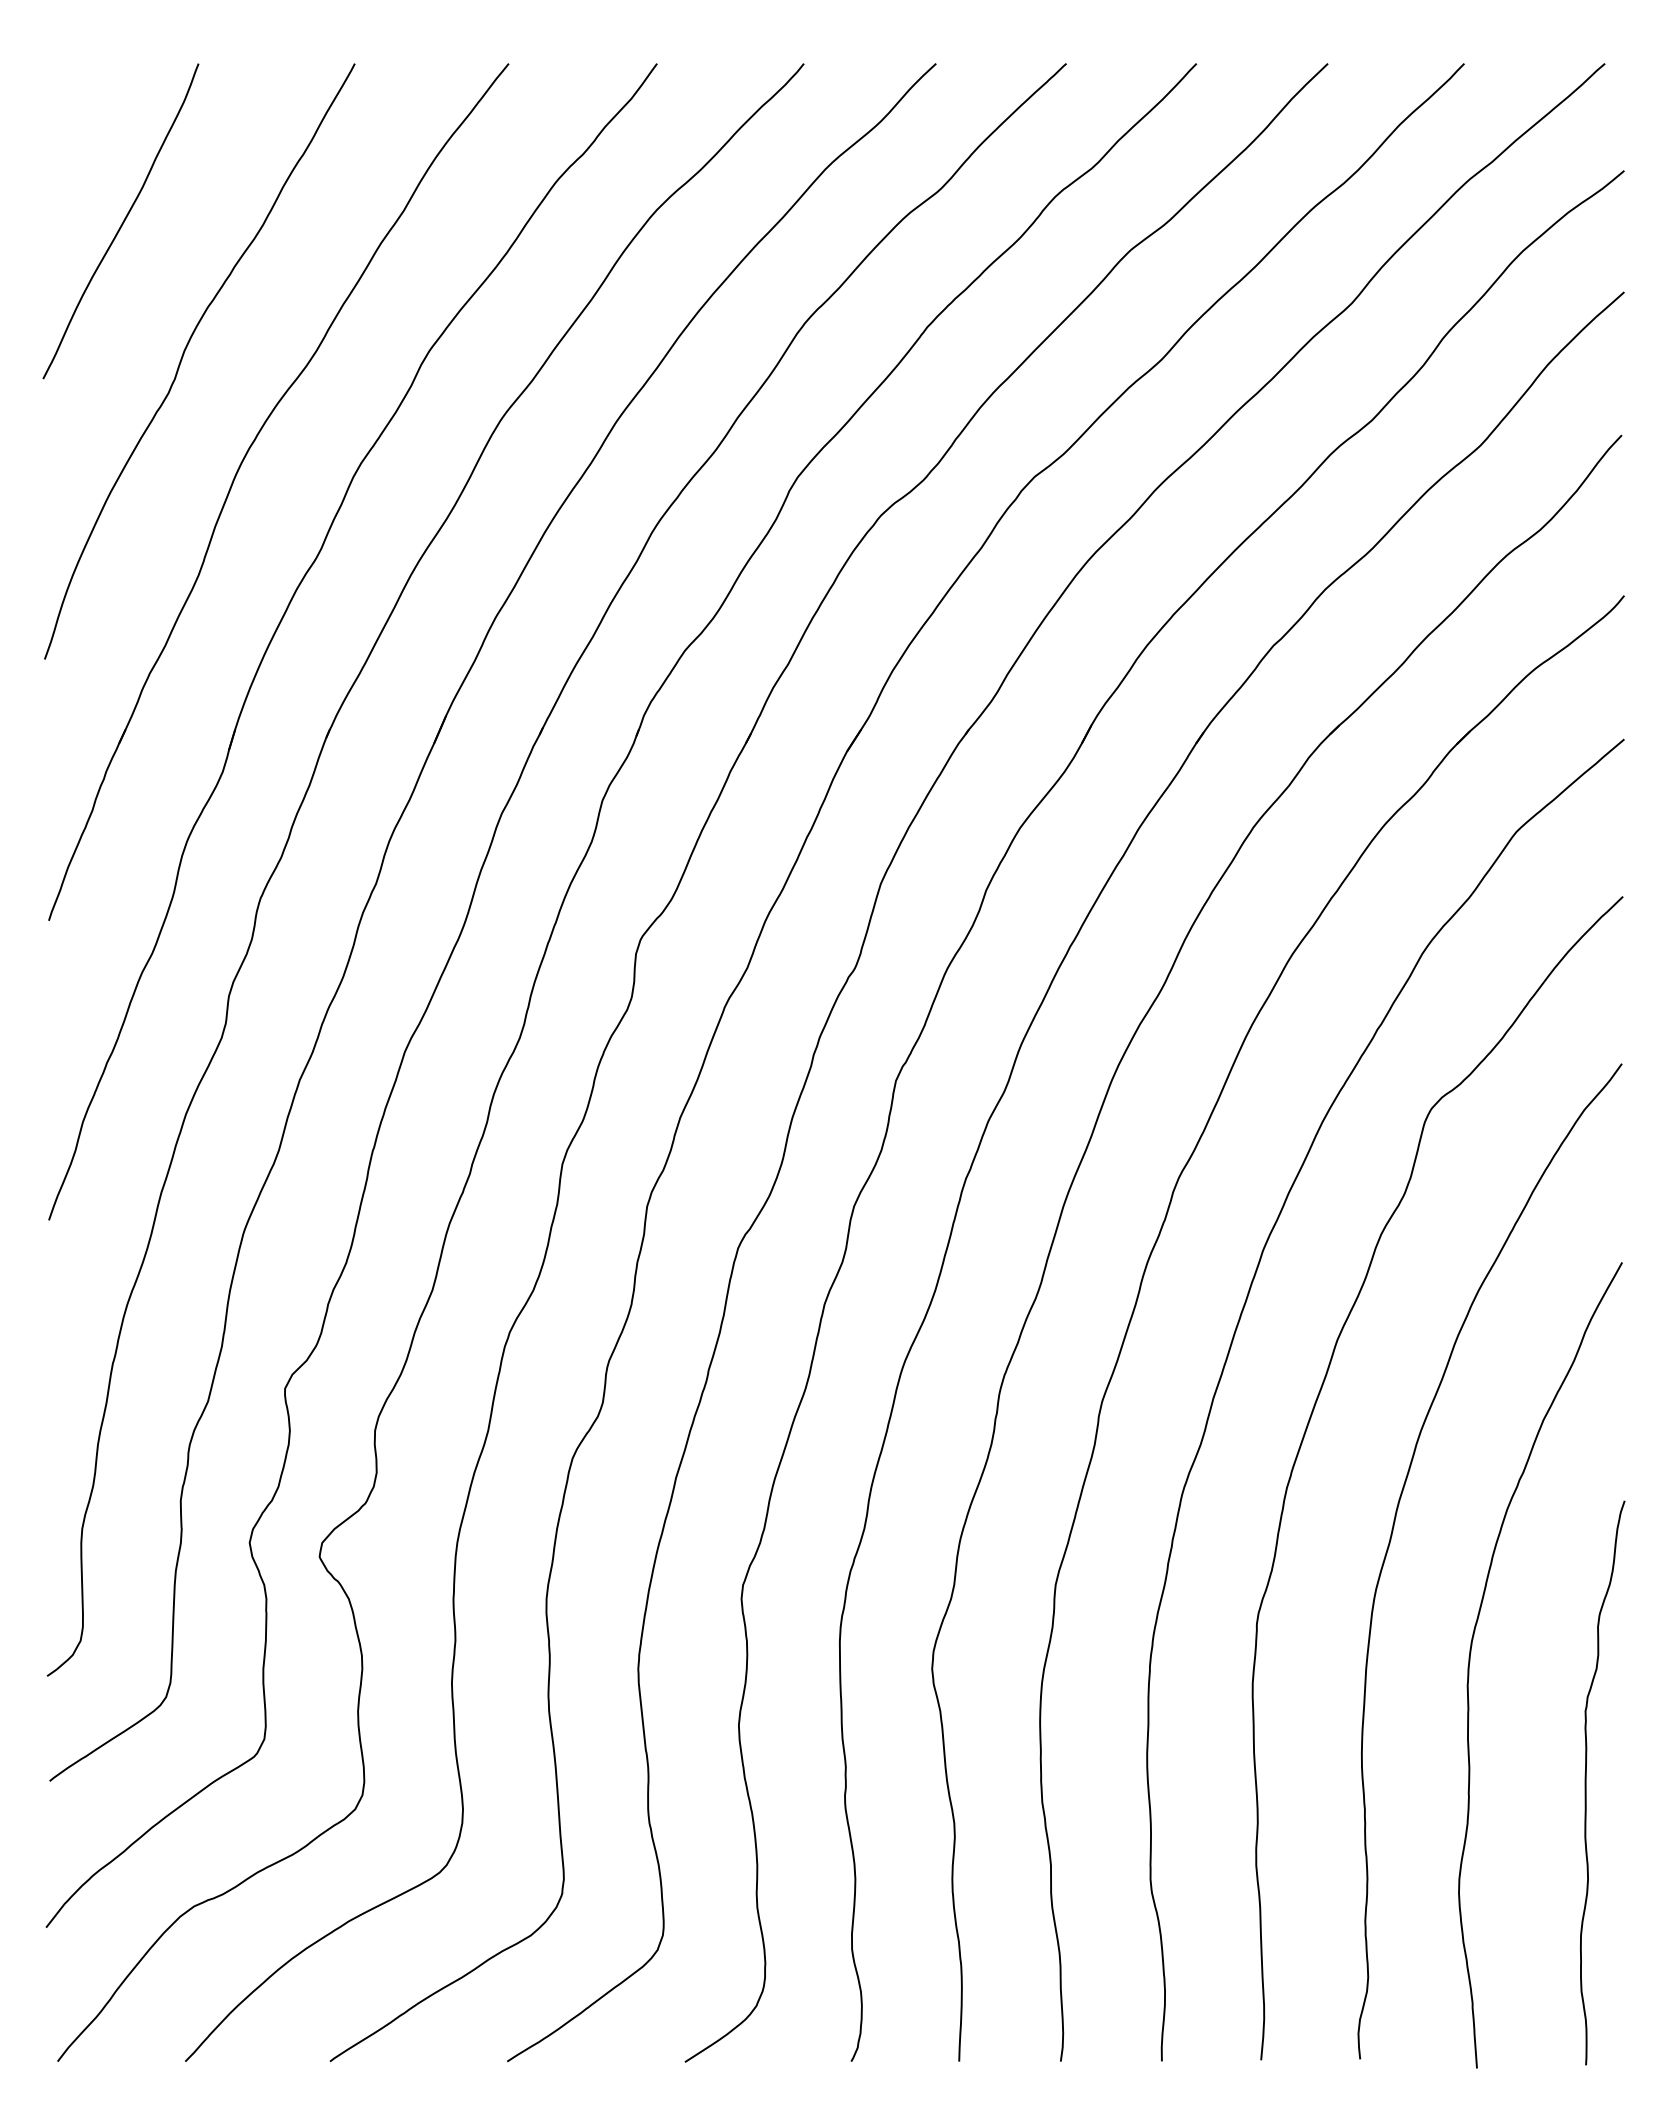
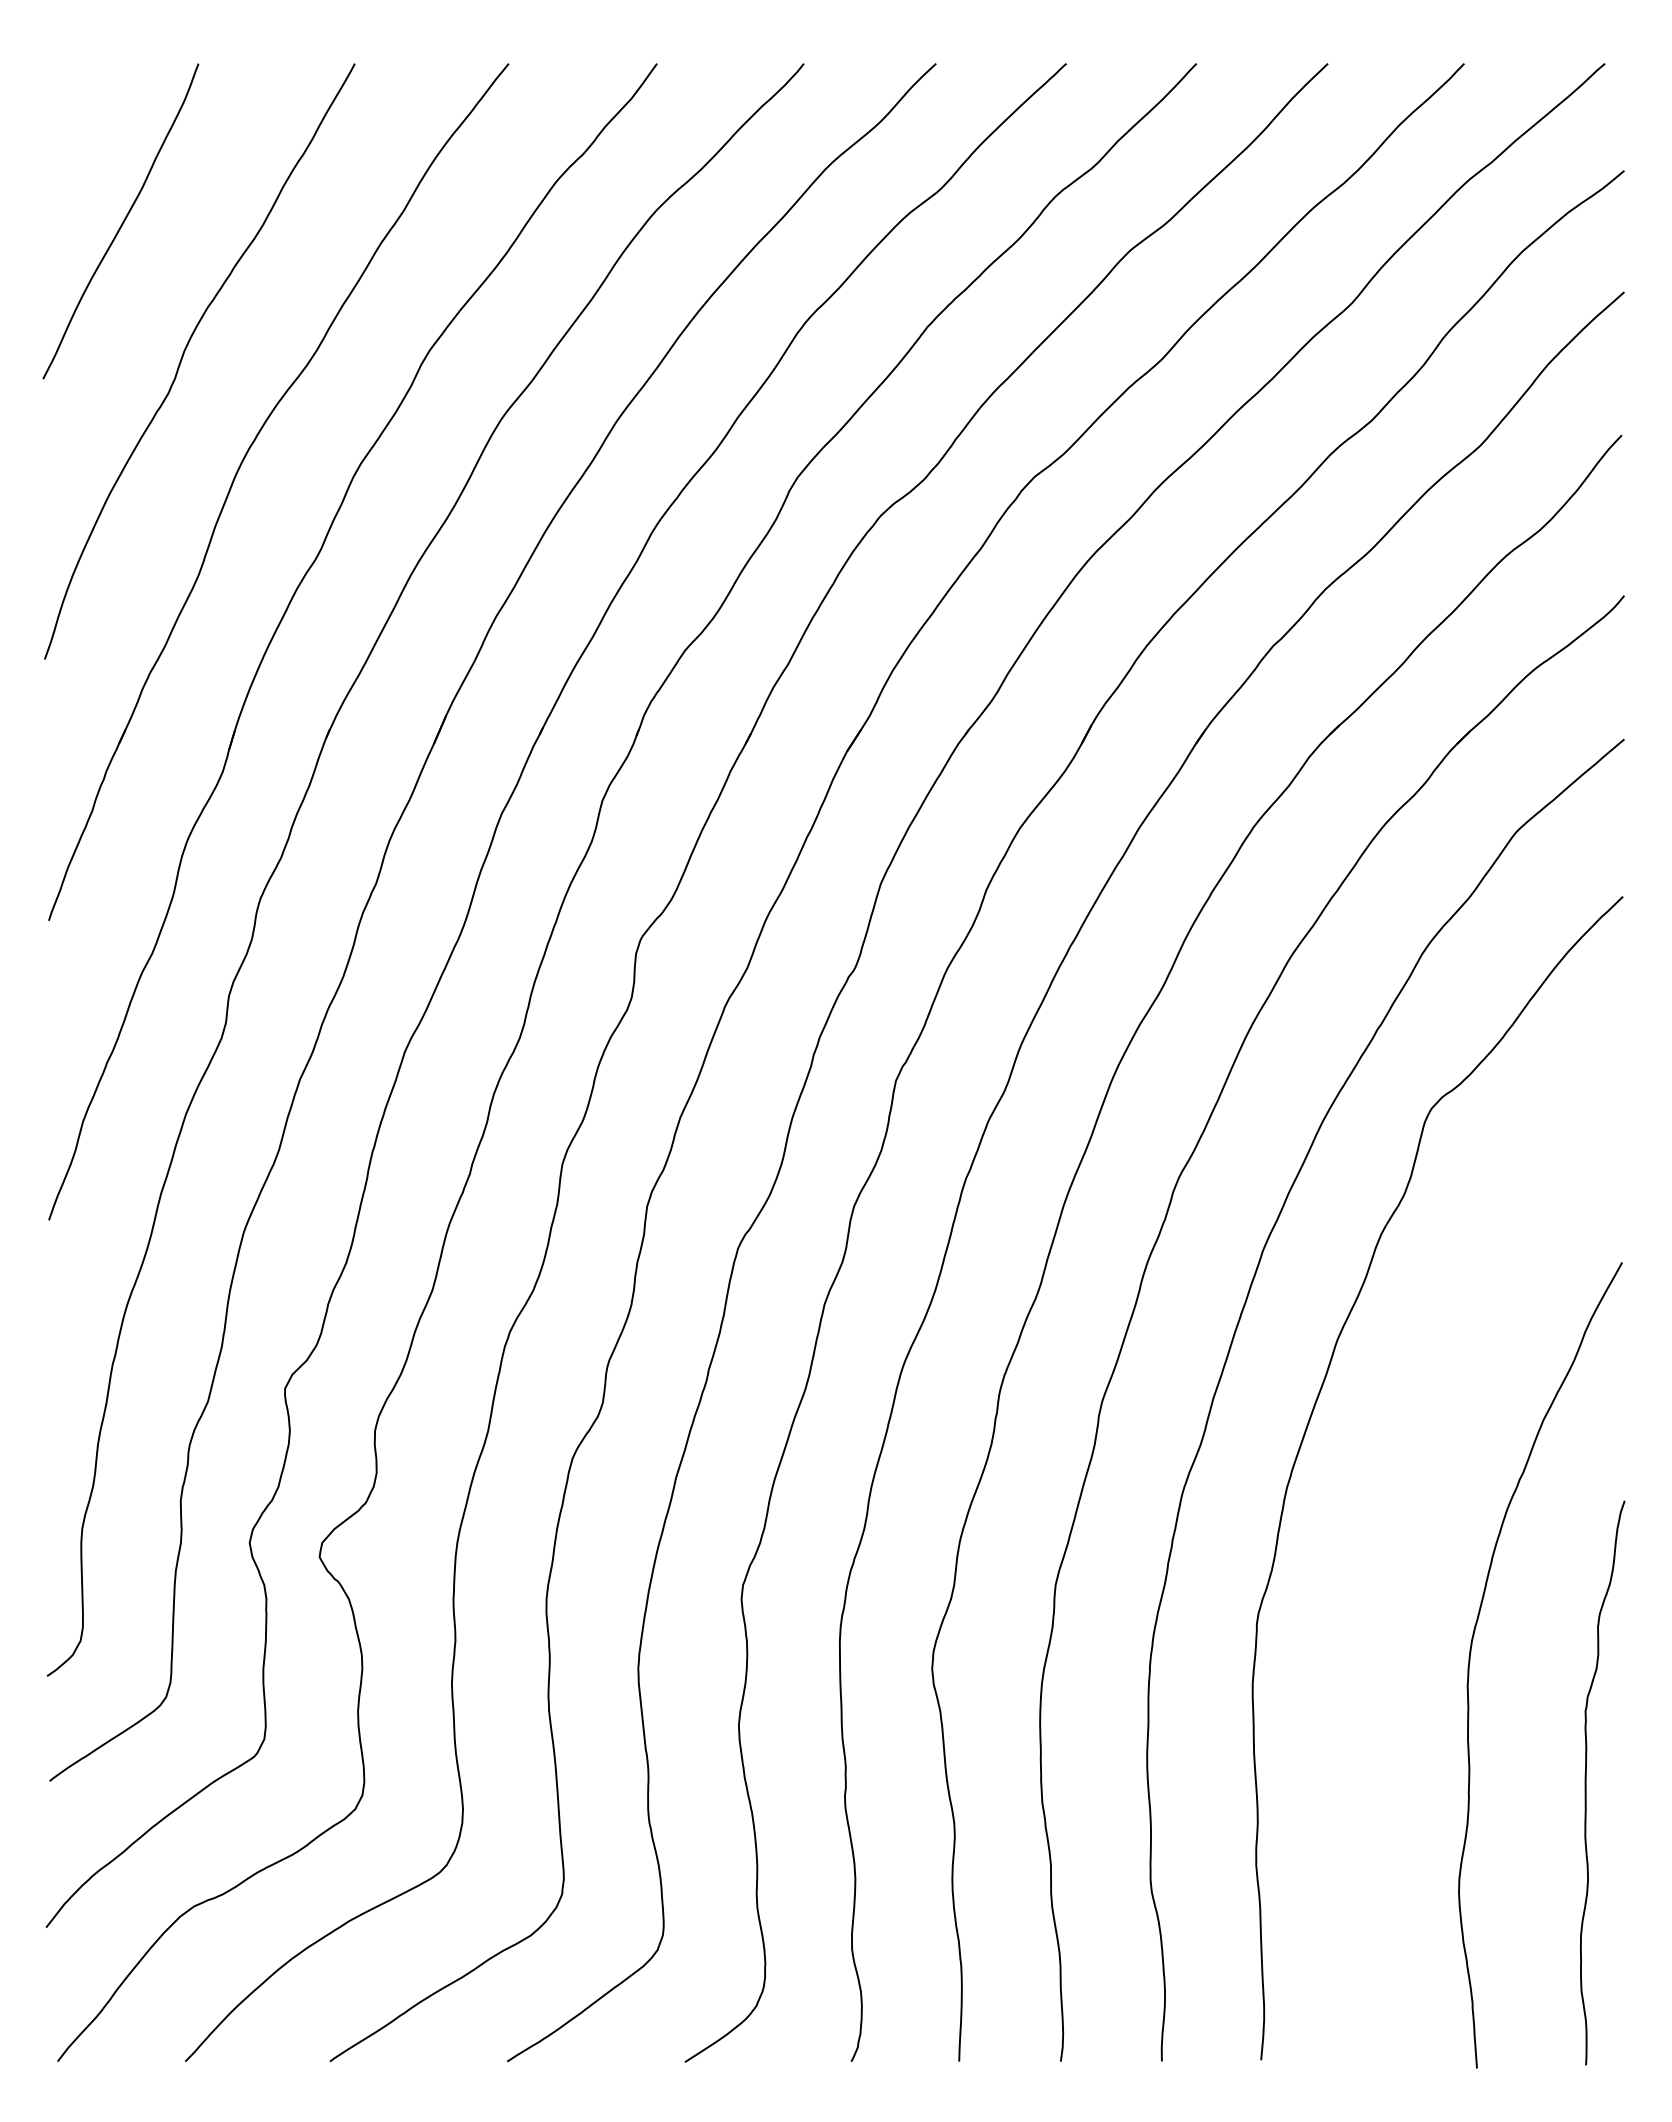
curve: present -> none (1392, 1536)
